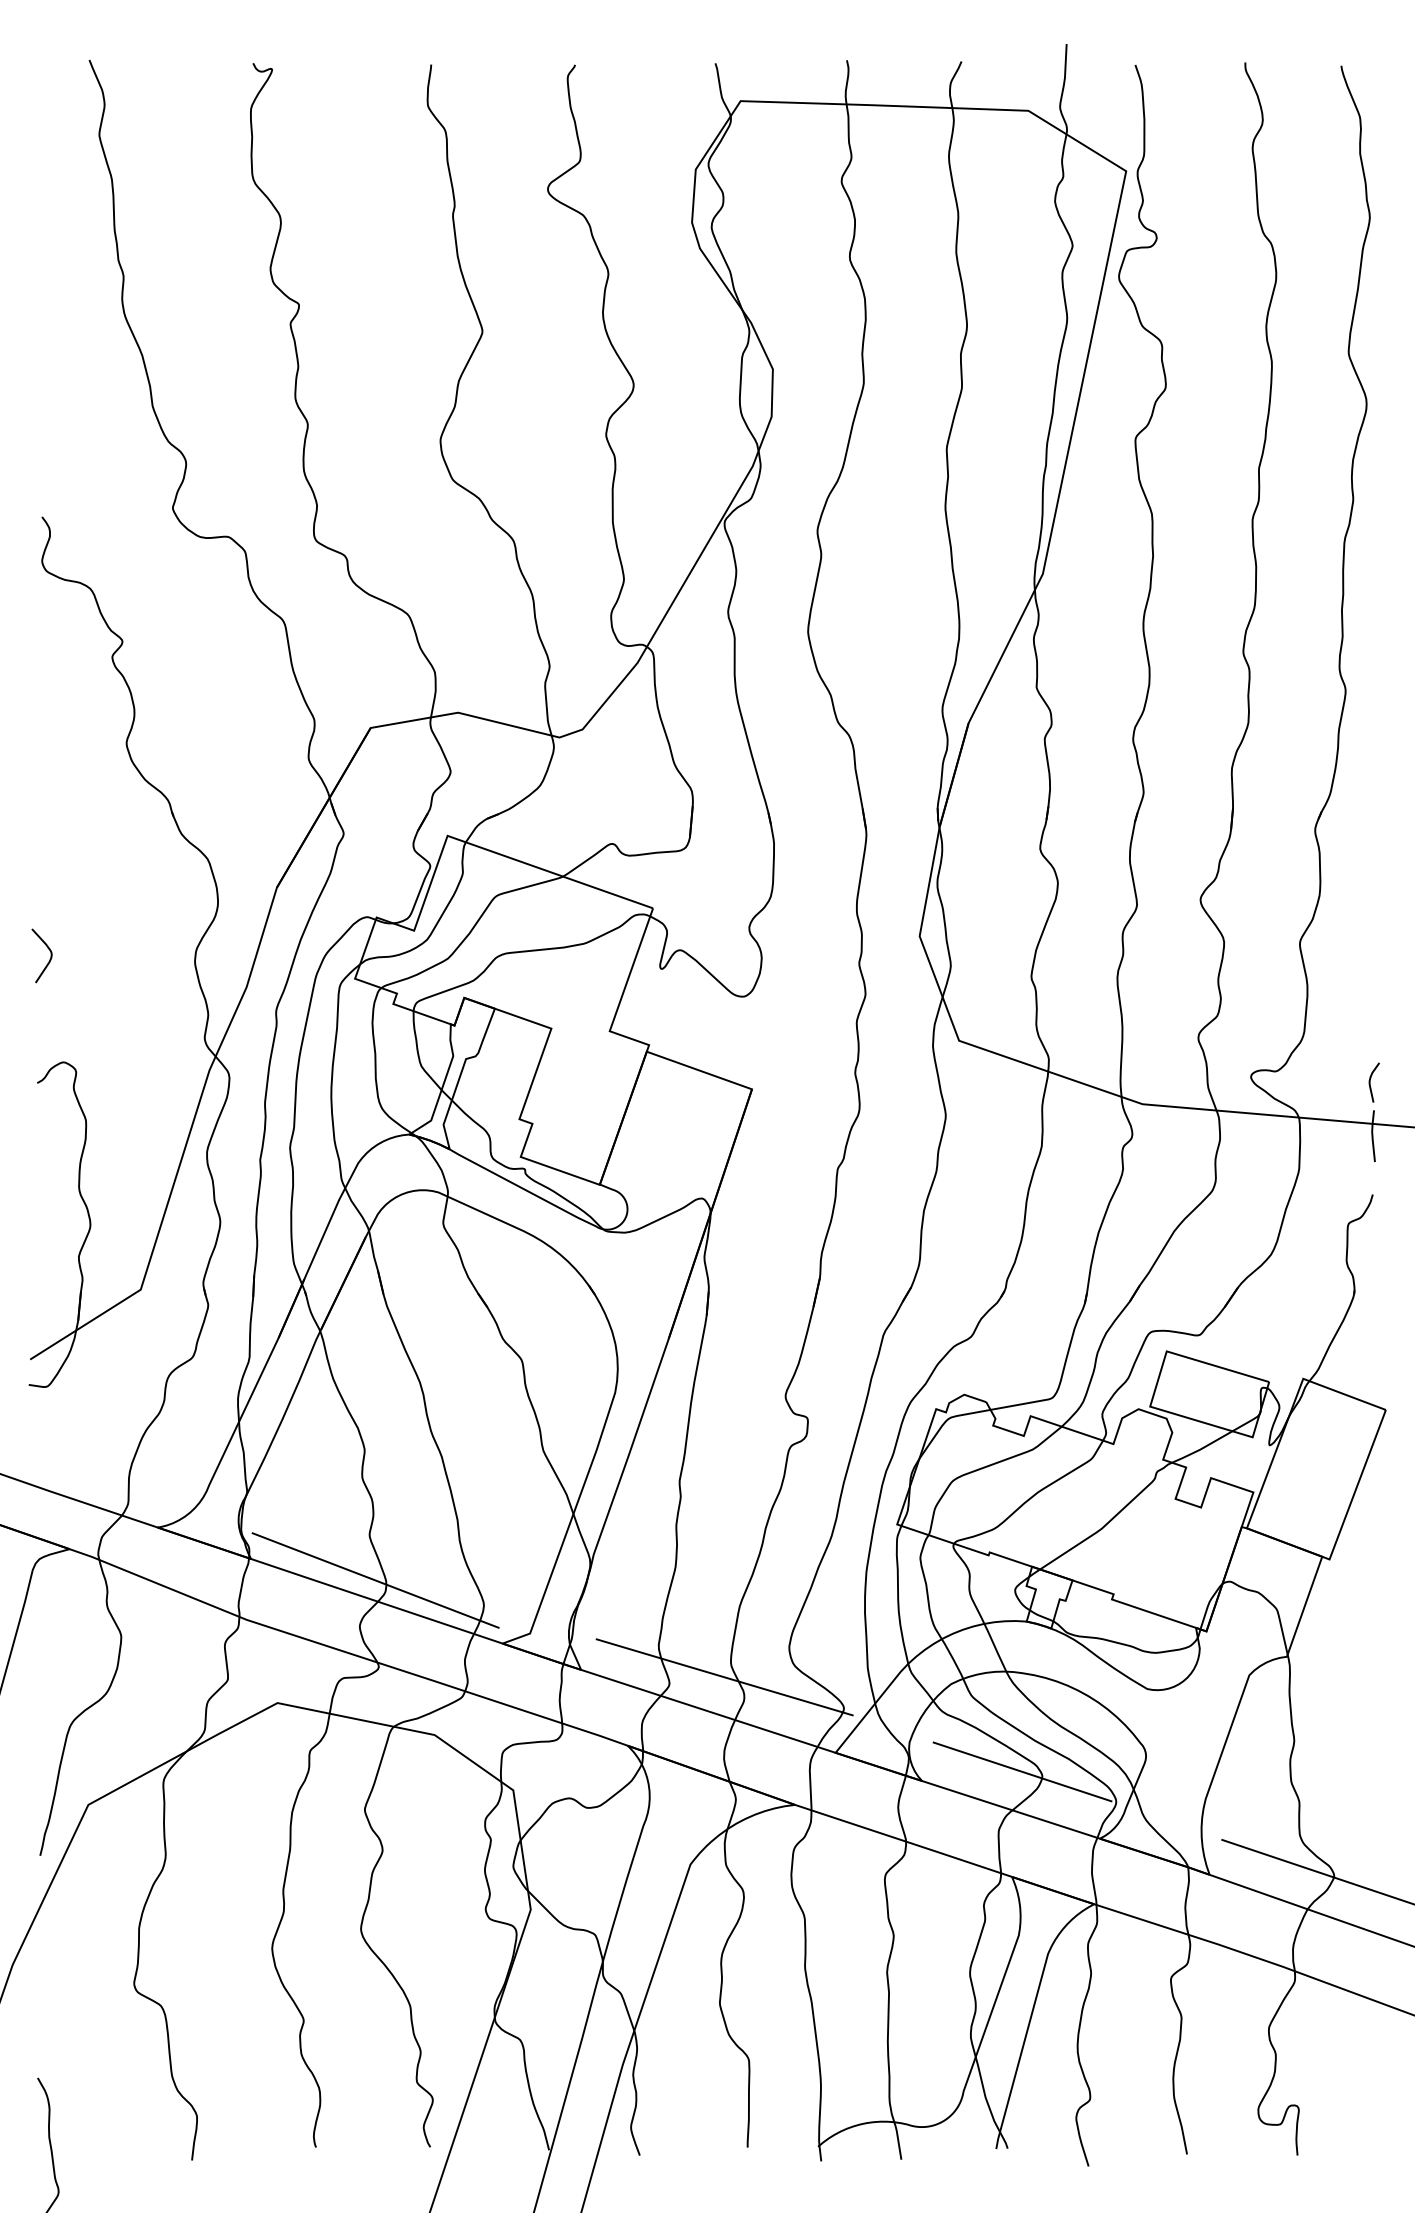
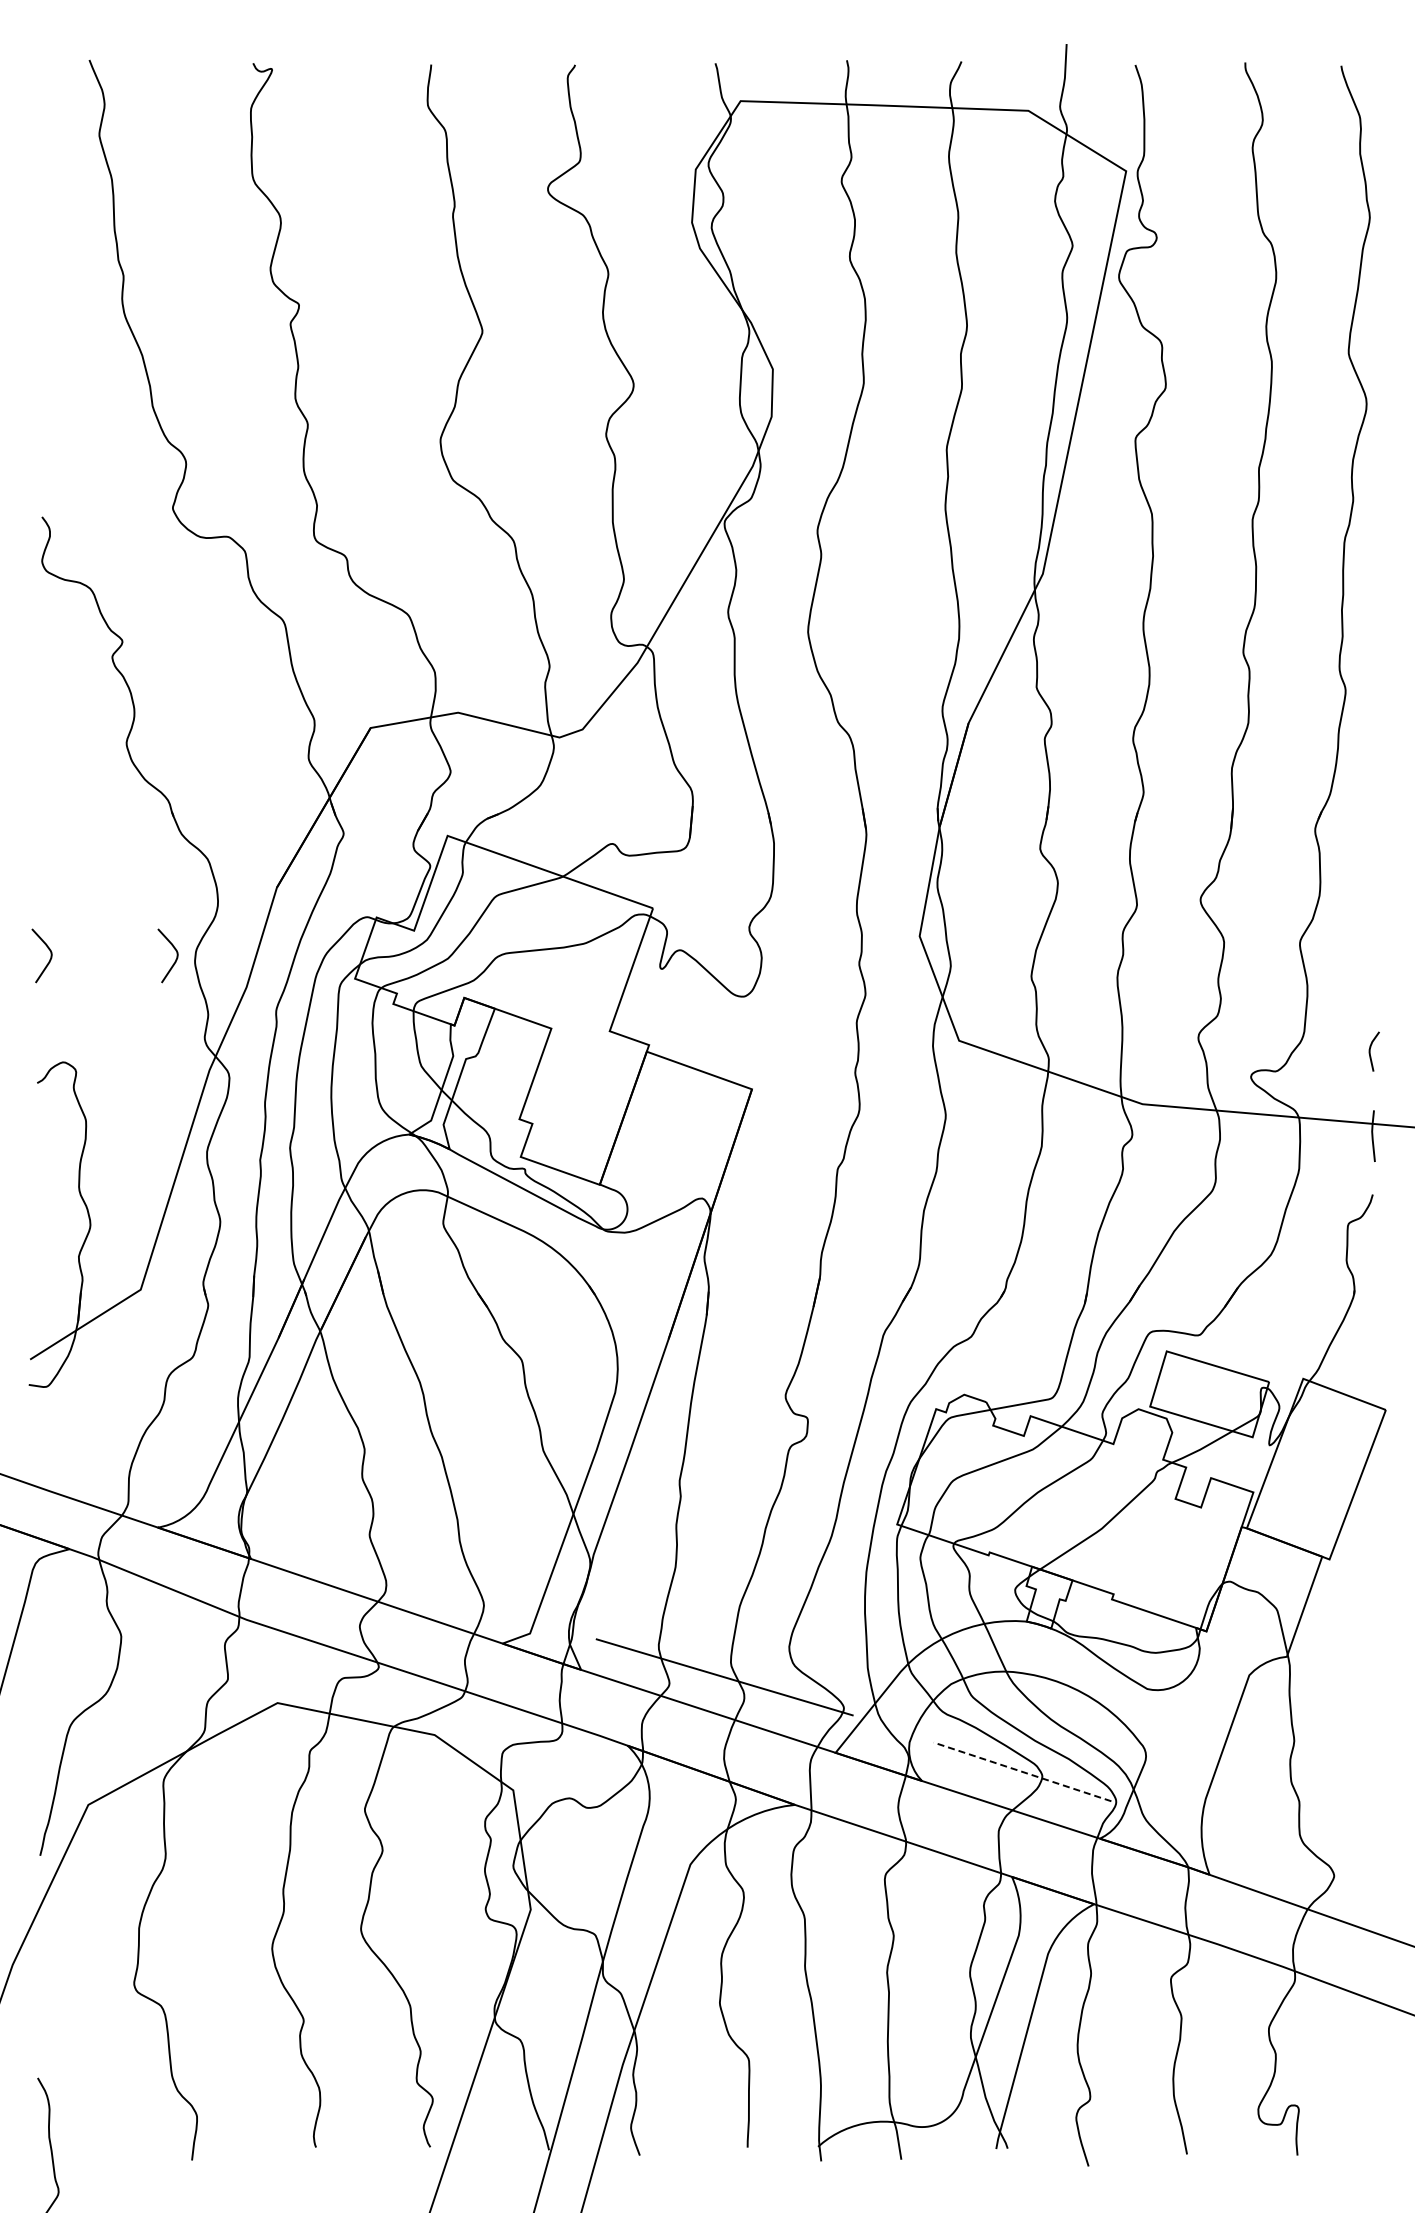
curve: none -> present (175, 959)
curve position: (1370, 1082) -> (1370, 1051) (1370, 1051)
line: present -> none (375, 1580)
line: solid -> dashed (1022, 1771)
line: present -> none (1316, 1871)
